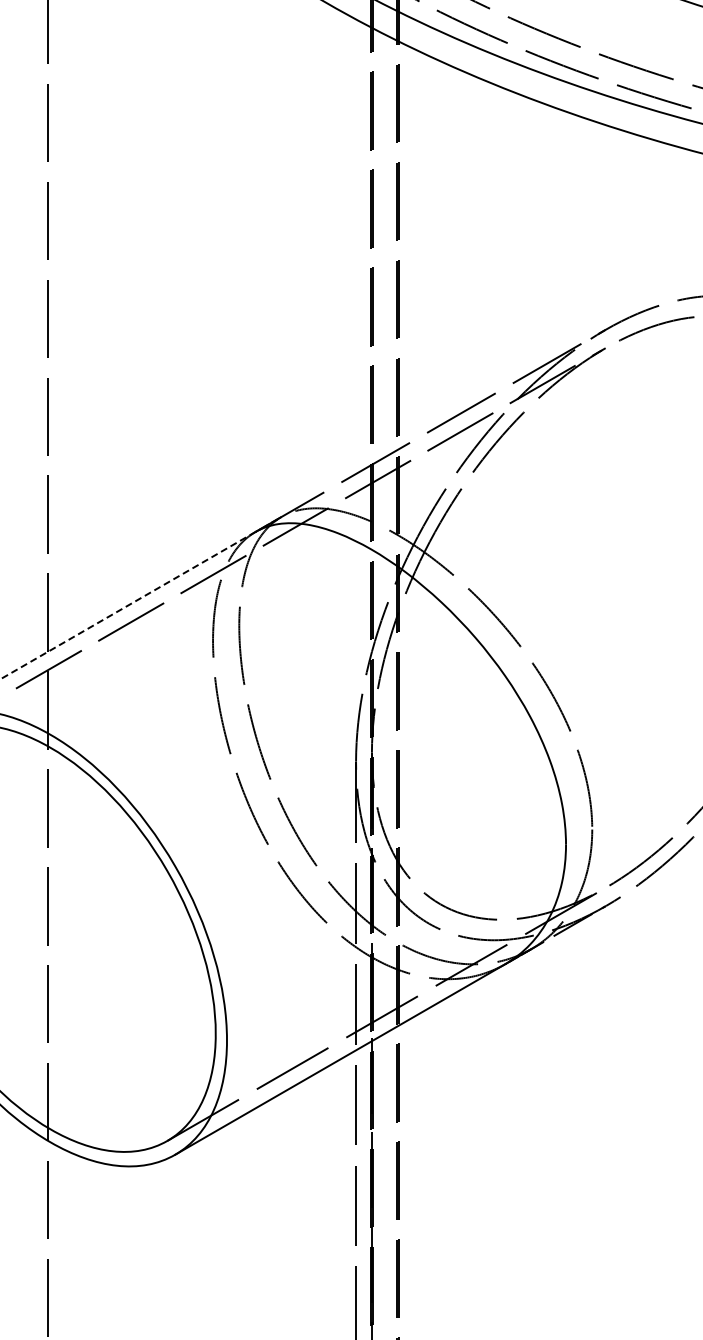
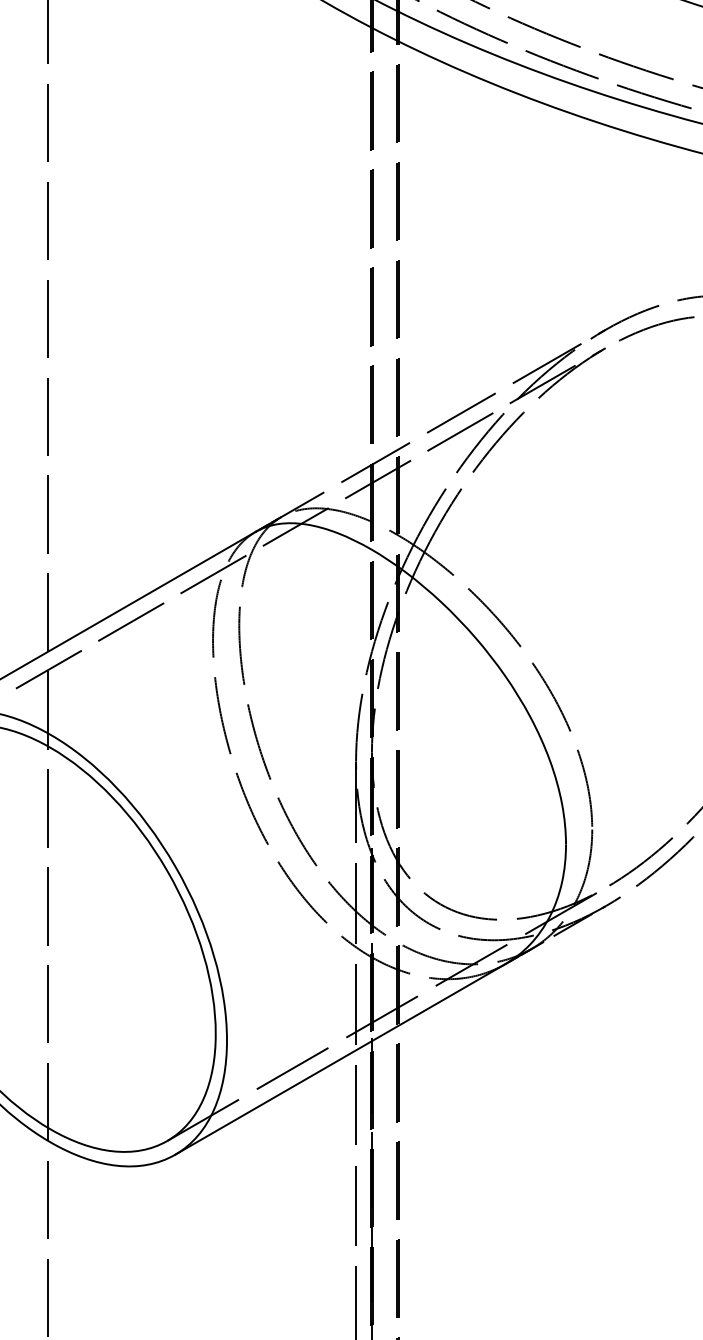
line: dashed -> solid (128, 605)
